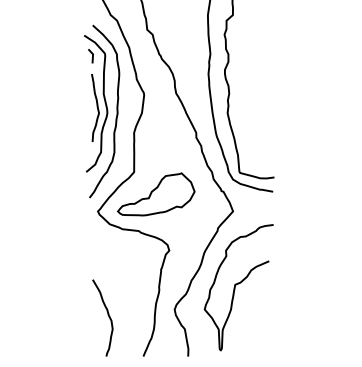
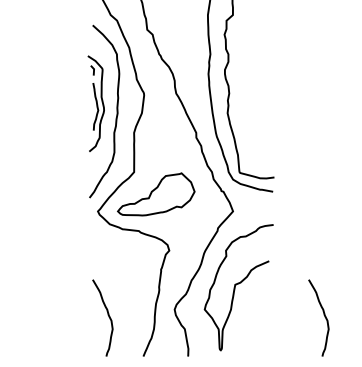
part size: 25x138 px -> 18x97 px (95, 103)
curve: none -> present (323, 315)
